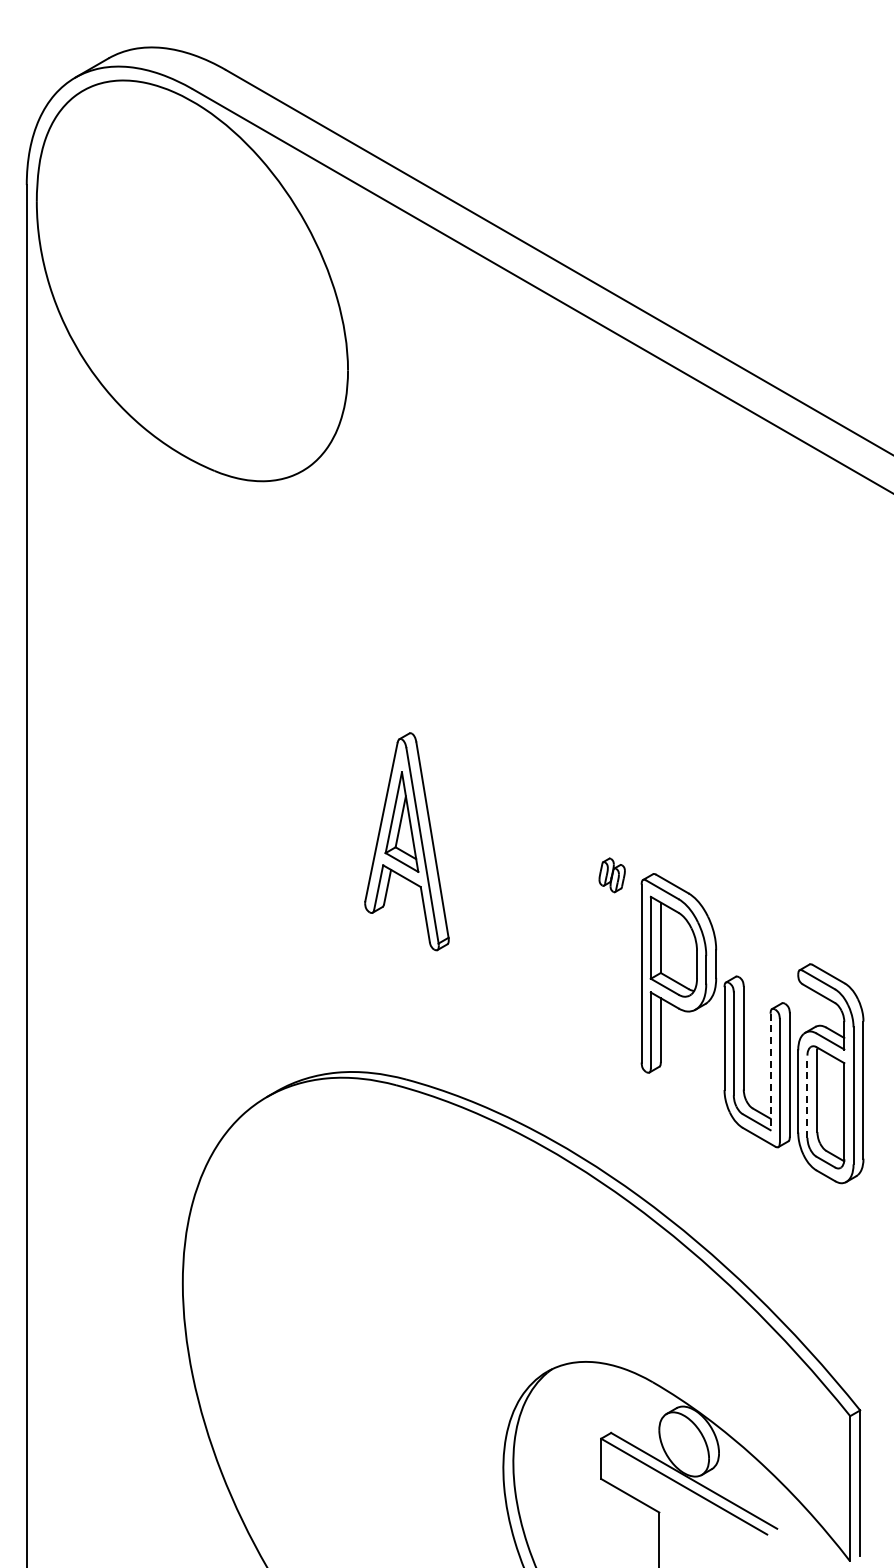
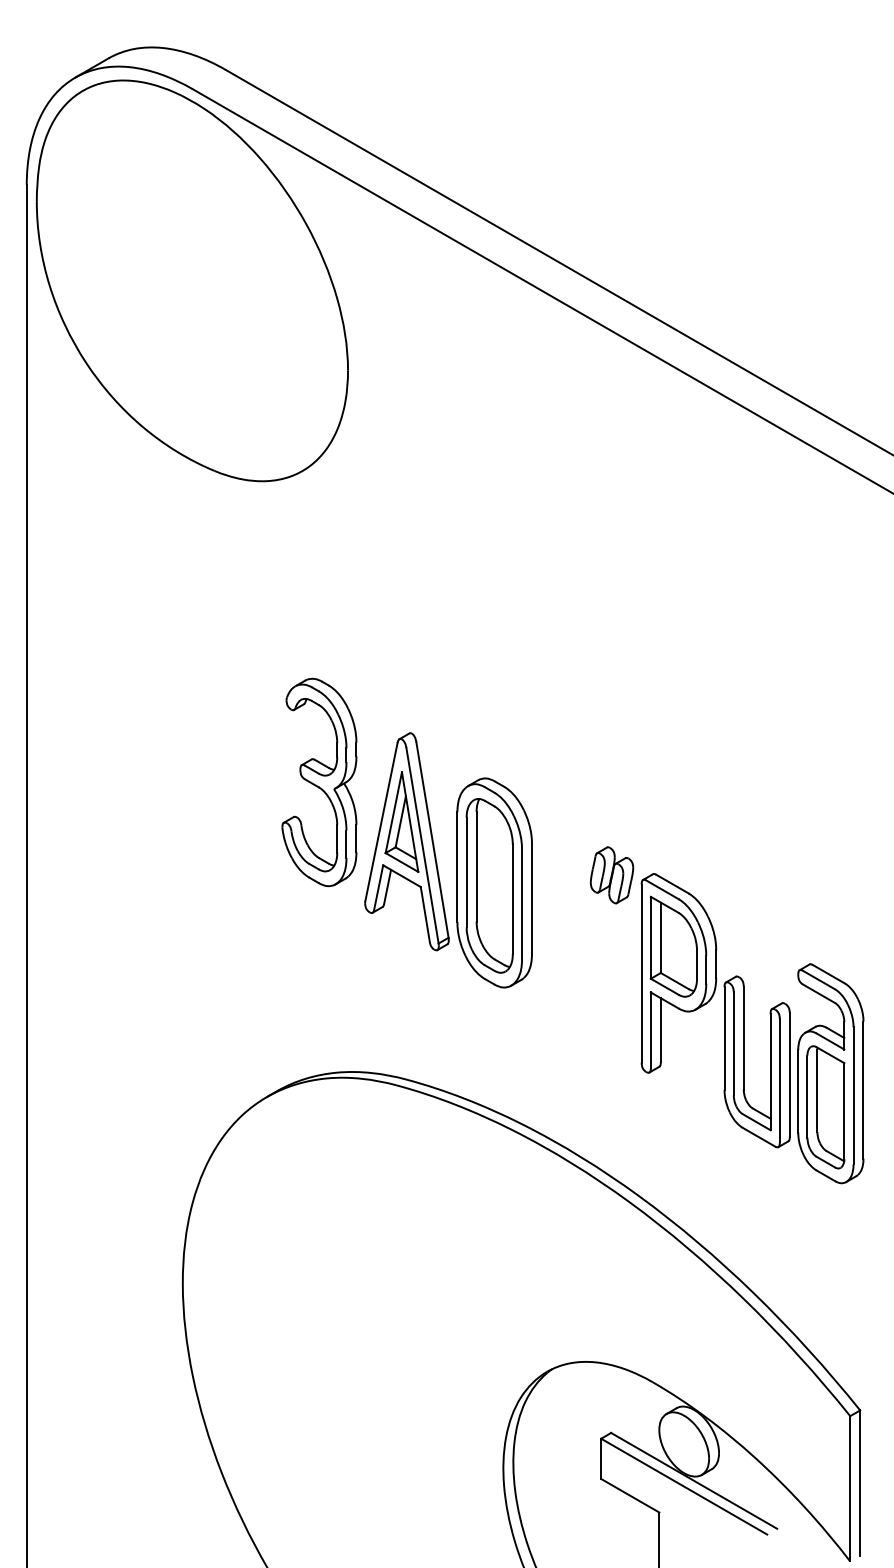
part: none -> present (319, 782)
part size: 28x37 px -> 45x59 px (612, 875)
part: none -> present (494, 882)
line: dashed -> solid (770, 1072)
line: dashed -> solid (807, 1096)
